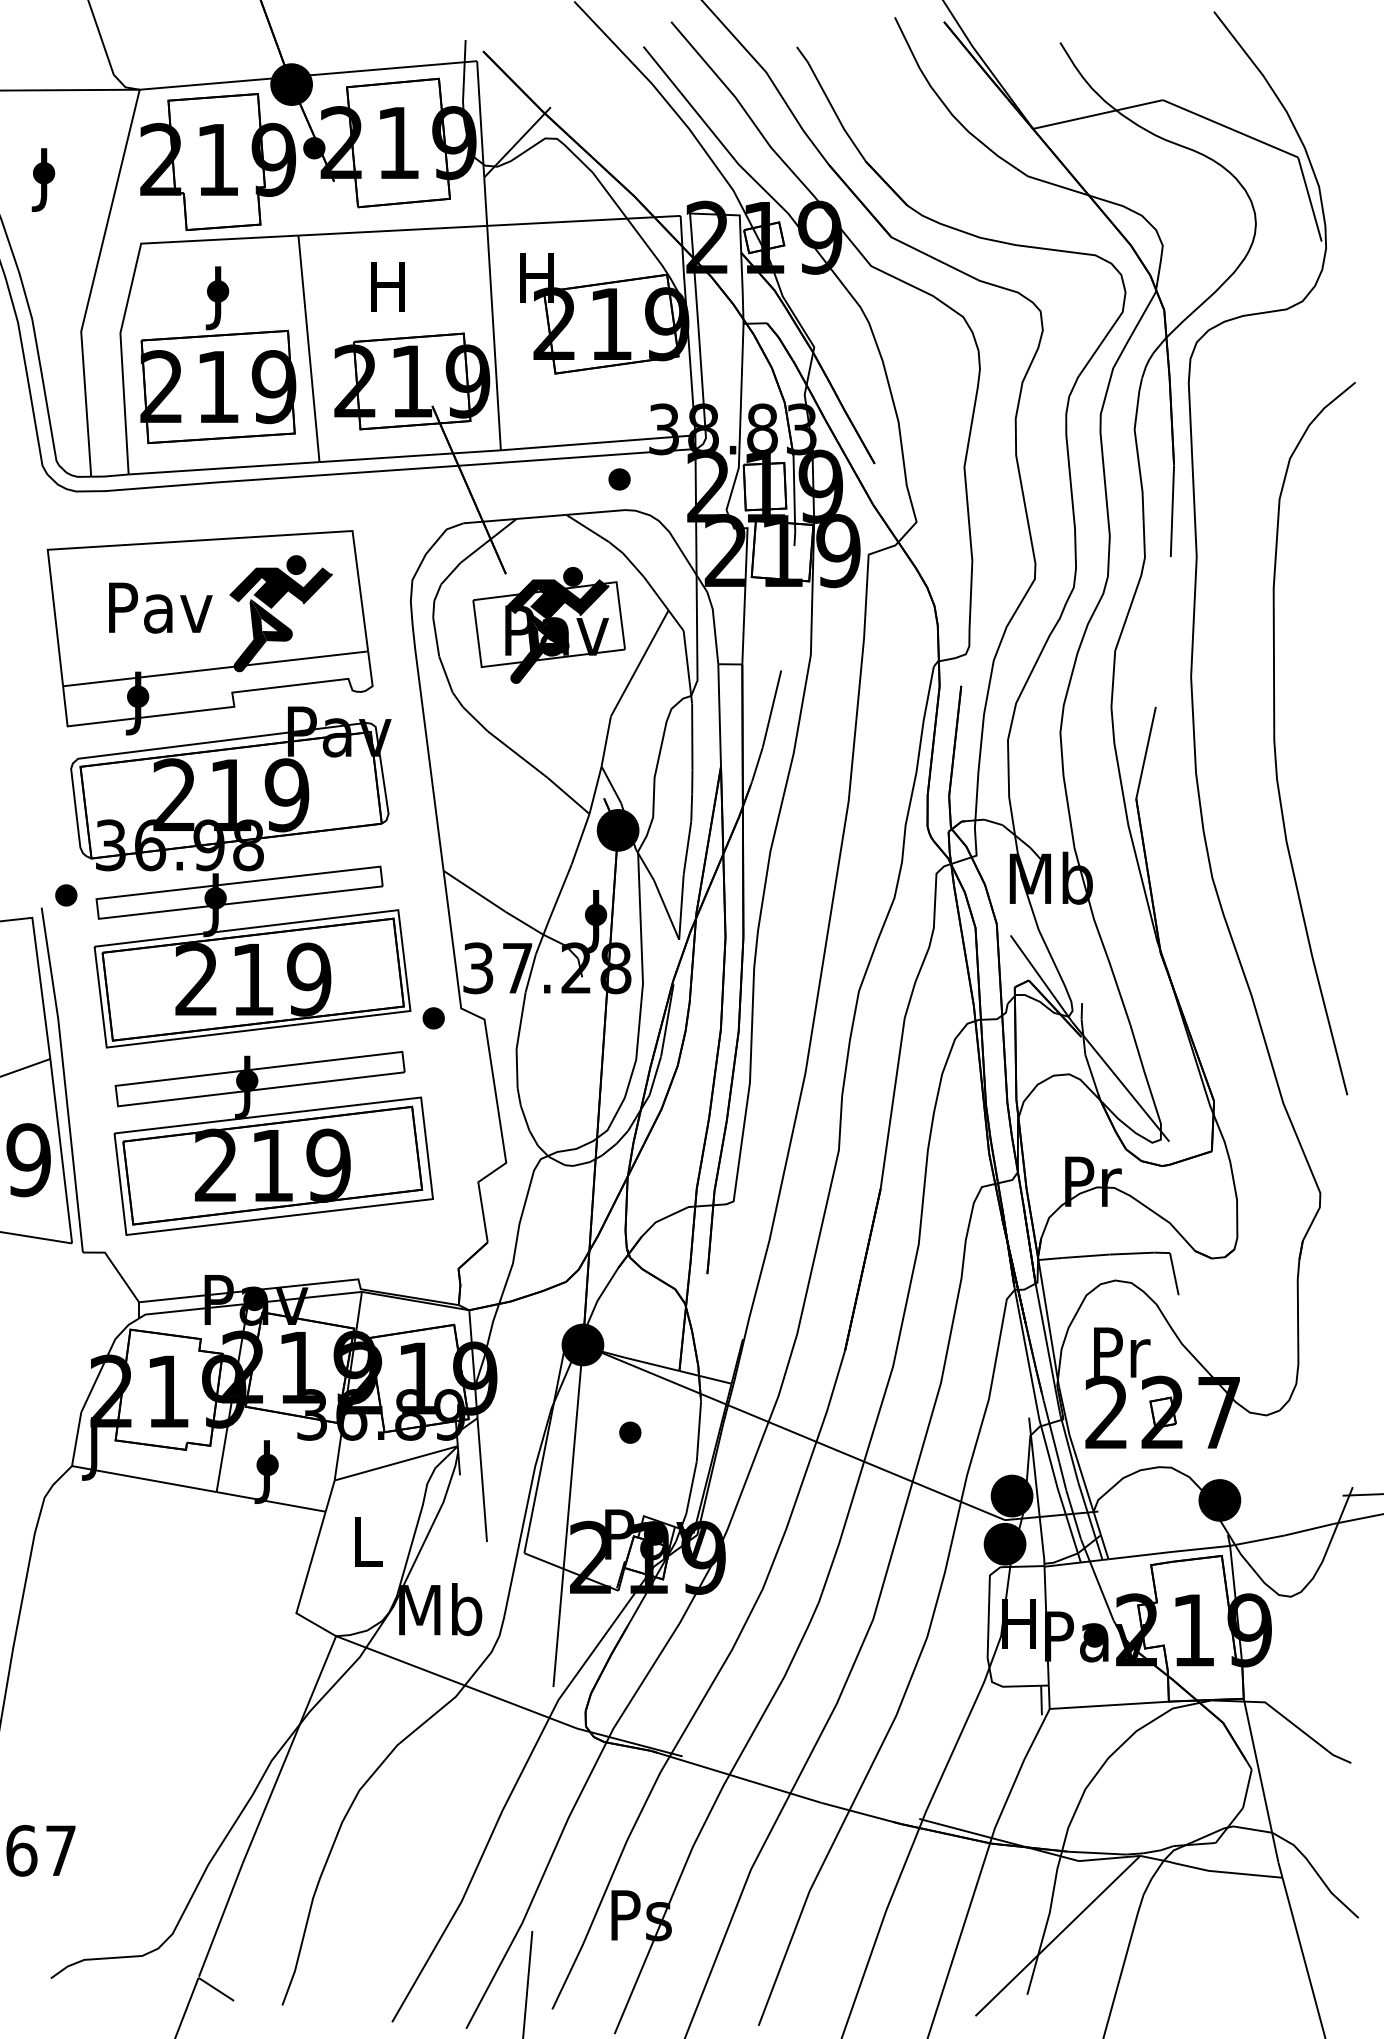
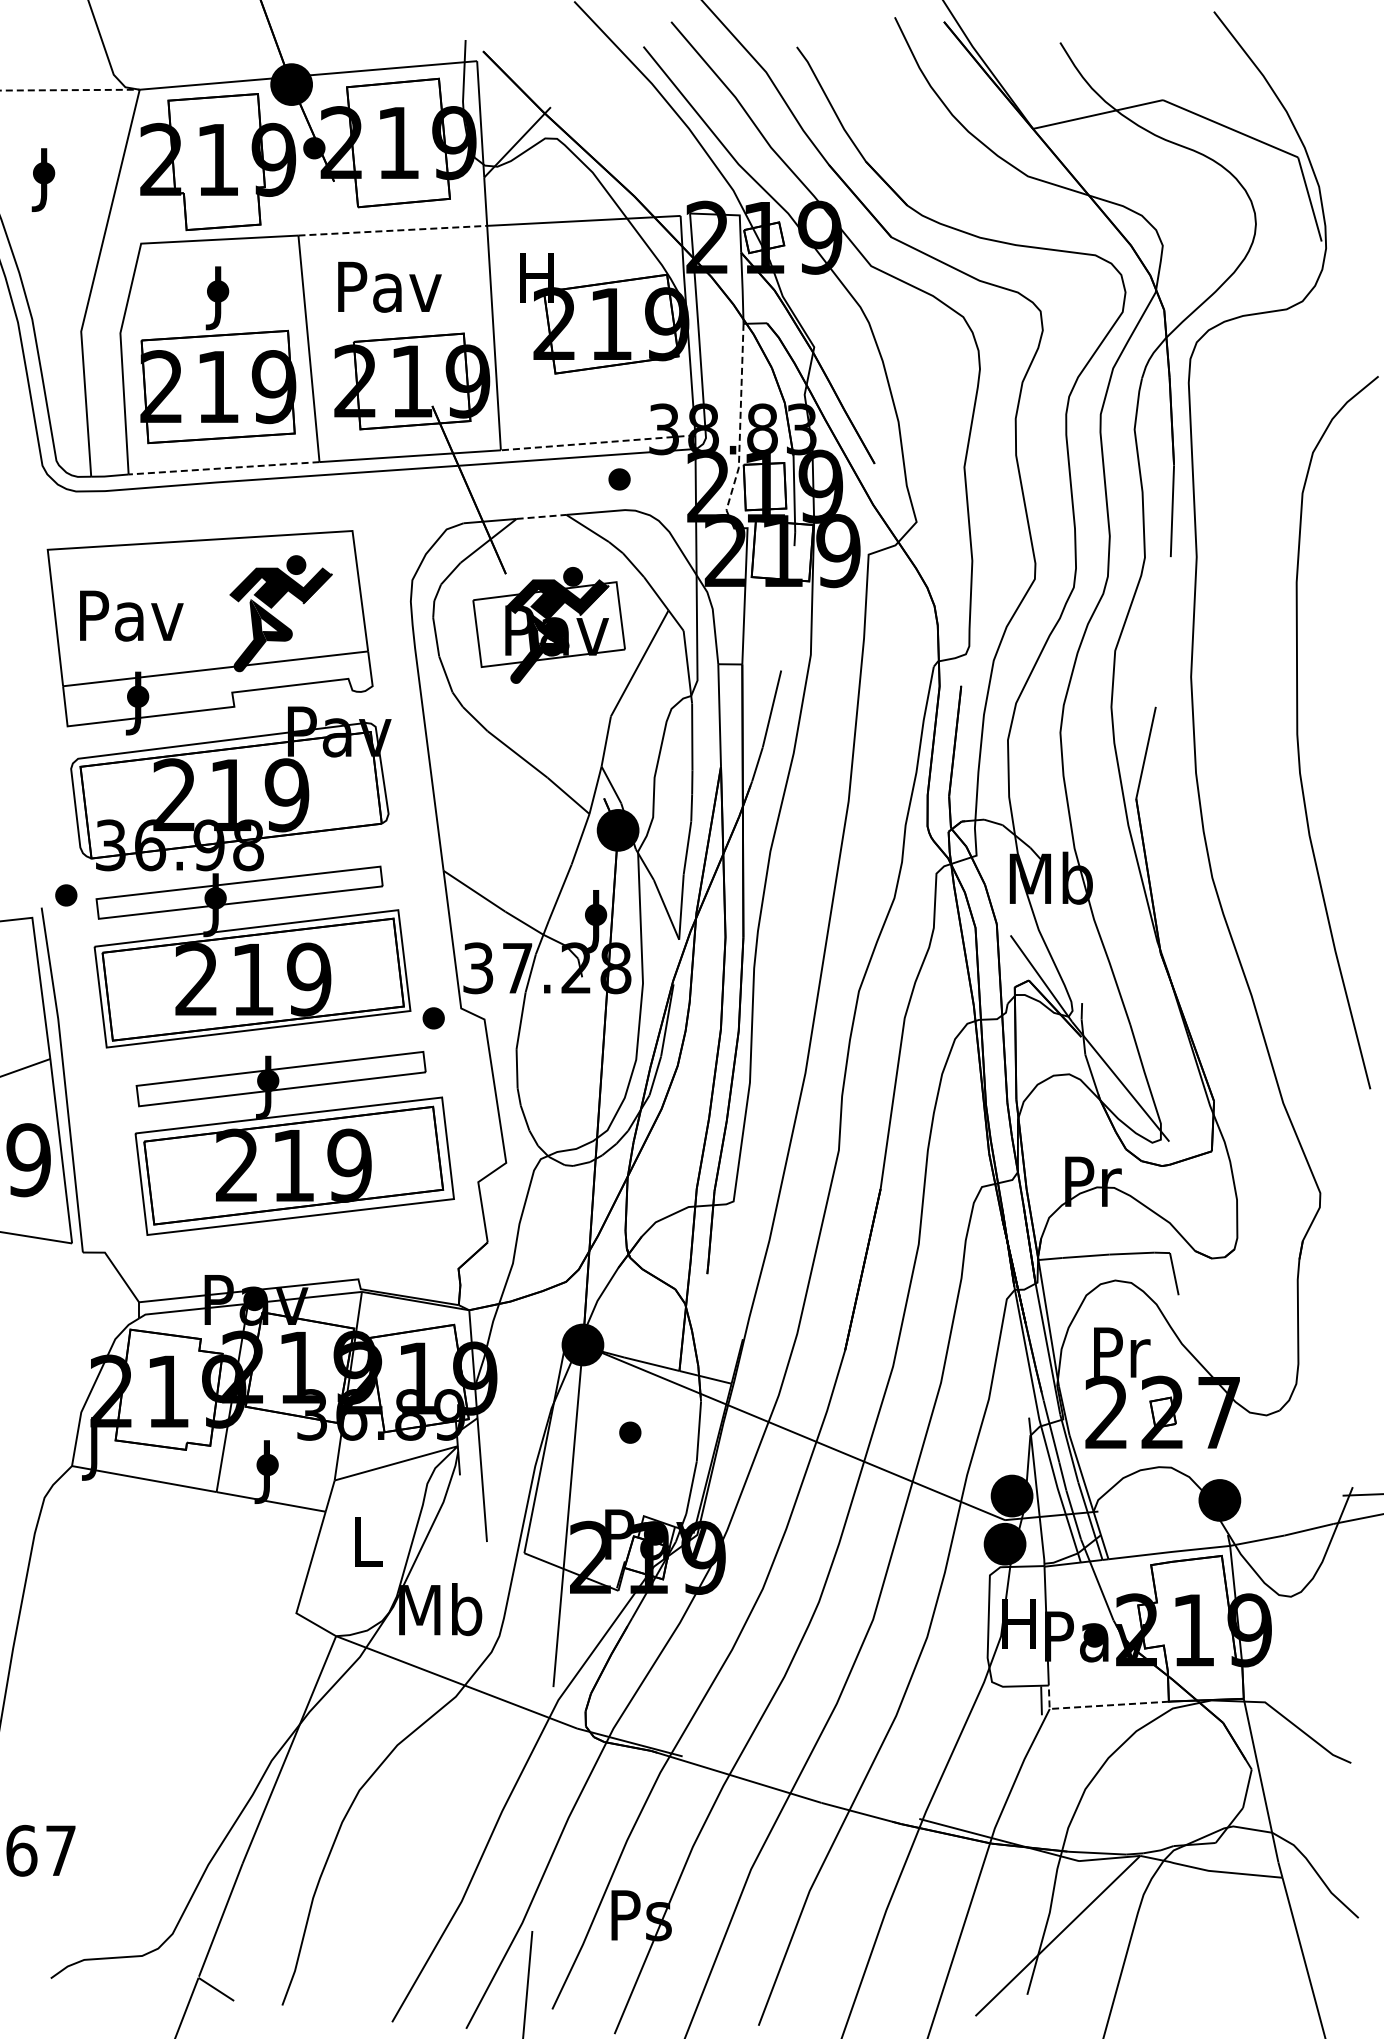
line: solid -> dashed (70, 90)
line: solid -> dashed (393, 230)
text: H -> Pav (389, 286)
line: solid -> dashed (740, 419)
line: solid -> dashed (598, 442)
line: solid -> dashed (224, 468)
line: solid -> dashed (541, 516)
text position: (160, 607) -> (131, 615) (131, 615)
curve position: (1275, 738) -> (1298, 732) (1298, 732)
part position: (273, 1143) -> (294, 1143) (294, 1143)
line: solid -> dashed (1096, 1706)
